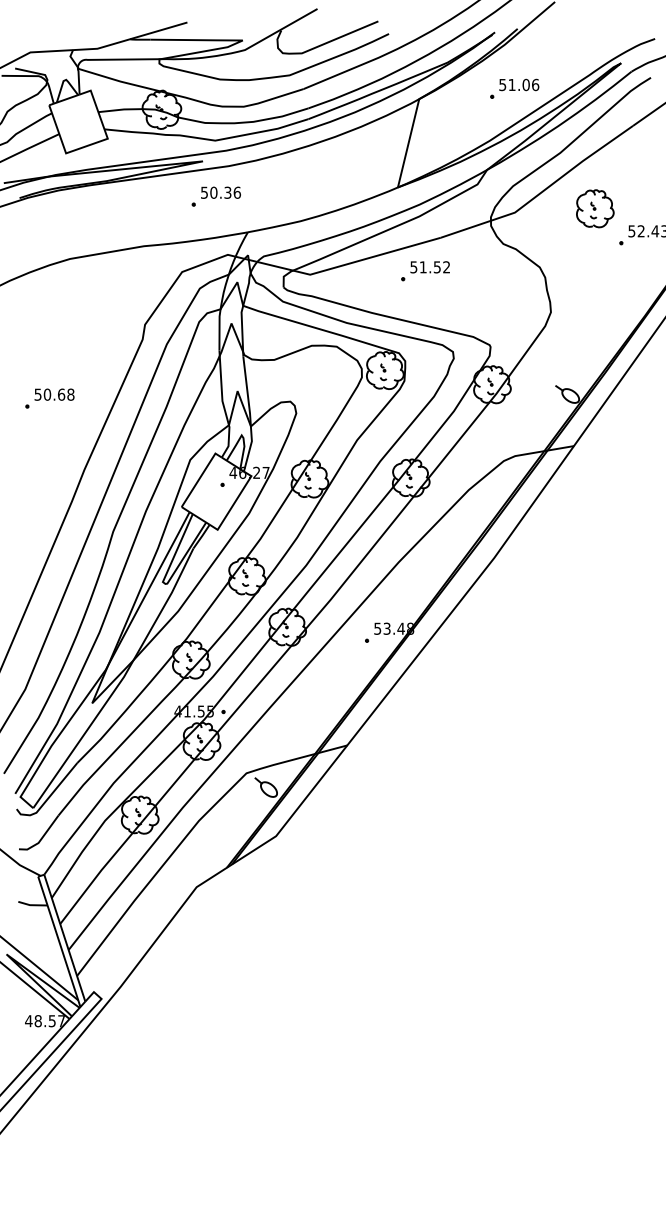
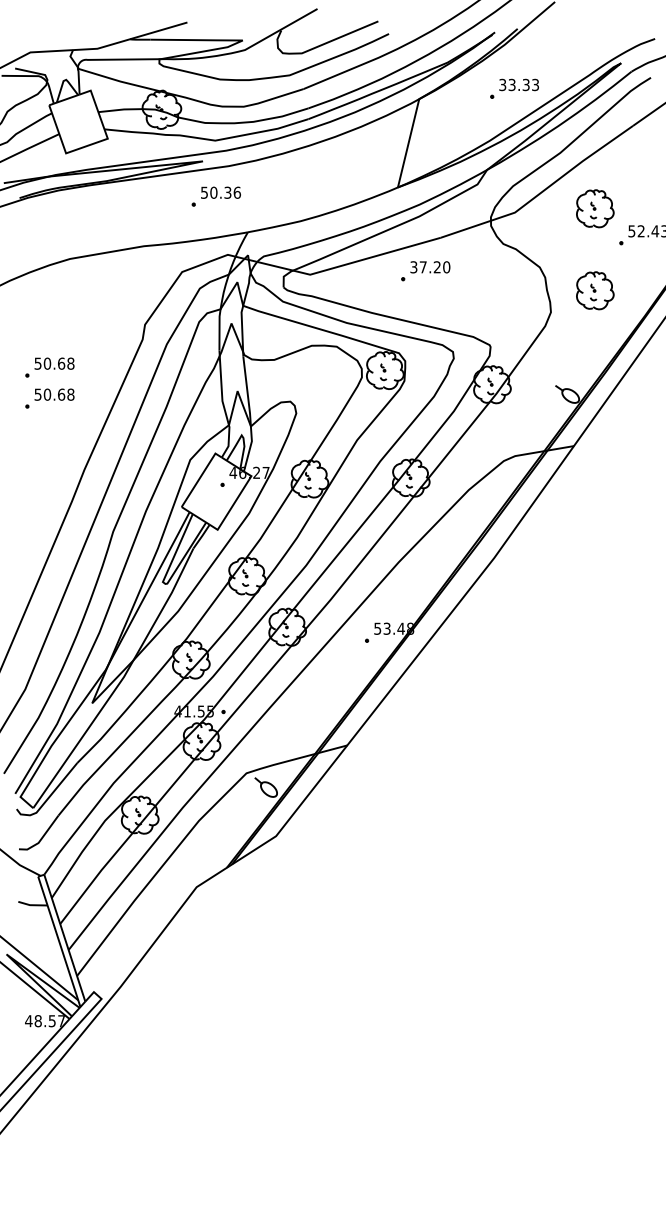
text: 51.06 -> 33.33 (519, 84)
text: 51.52 -> 37.20 (430, 267)
part: none -> present (595, 290)
part: none -> present (49, 367)
